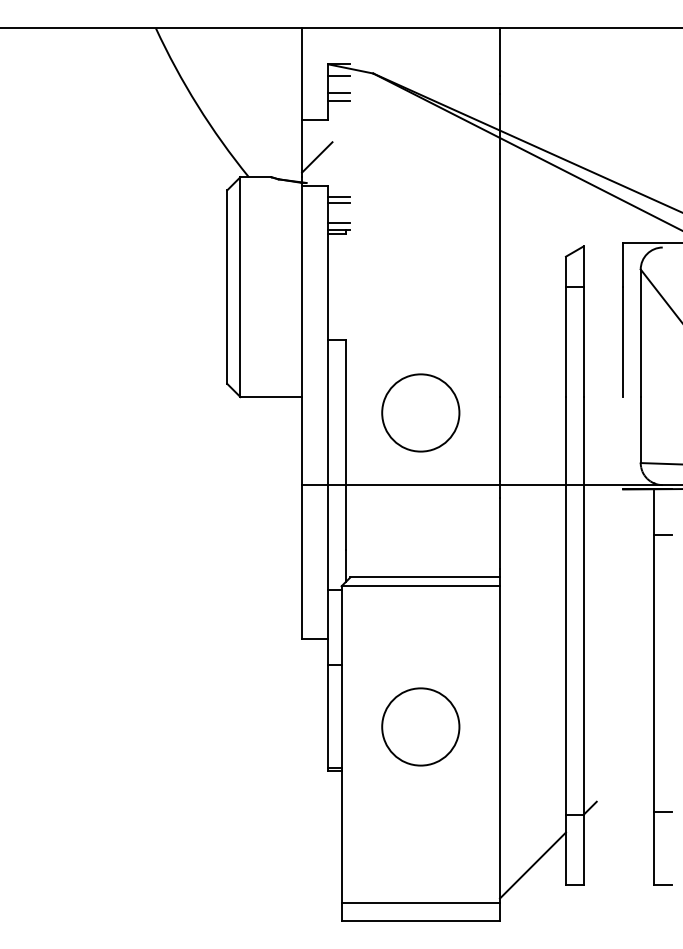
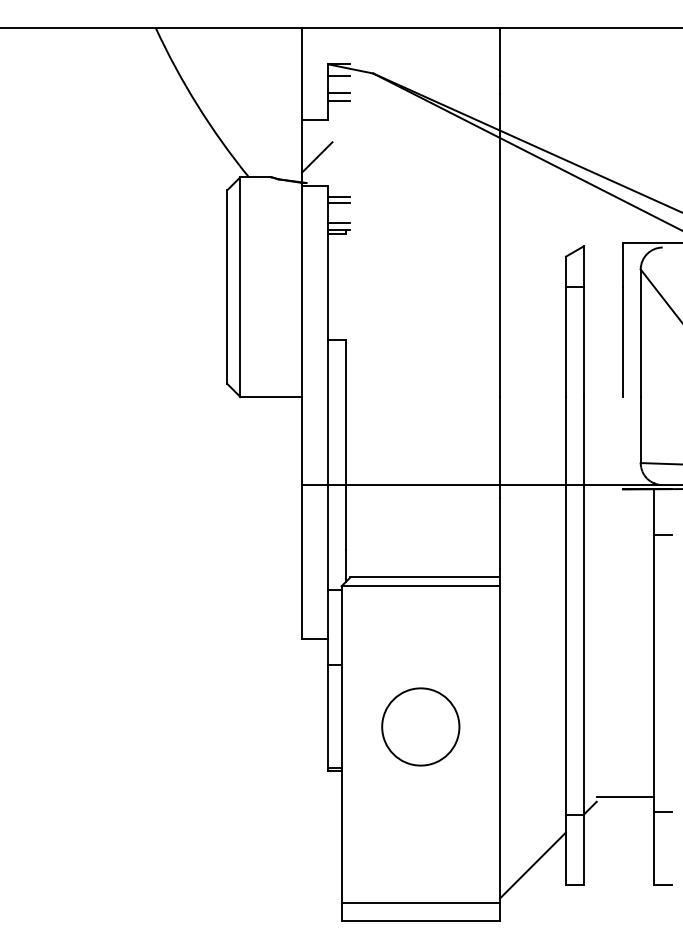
circle: present -> none (420, 412)
line: none -> present (624, 797)
